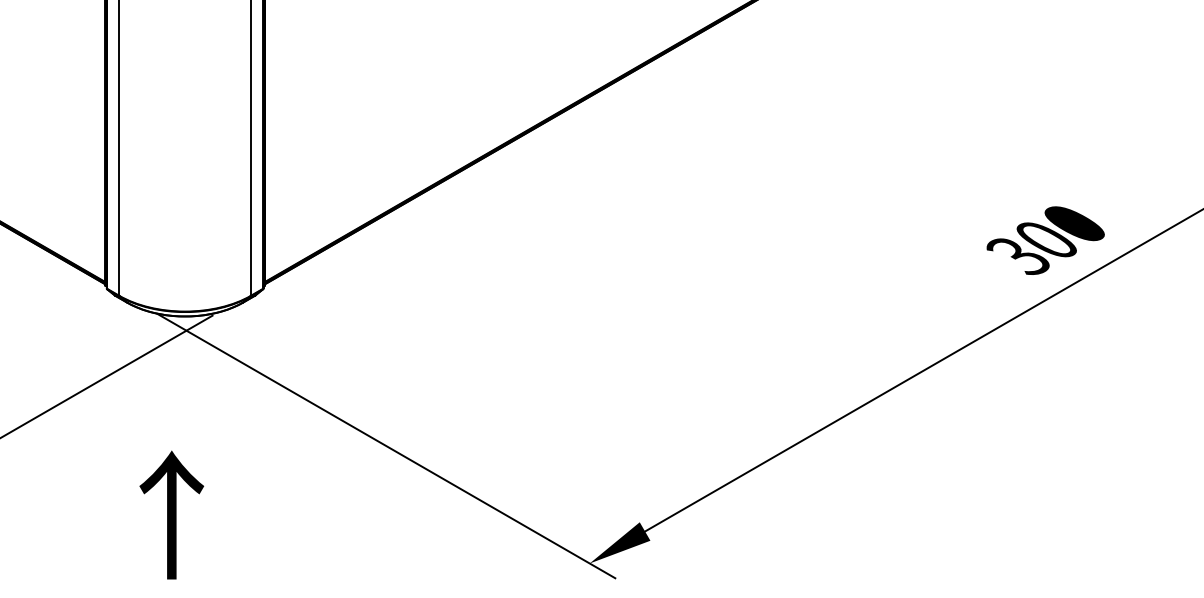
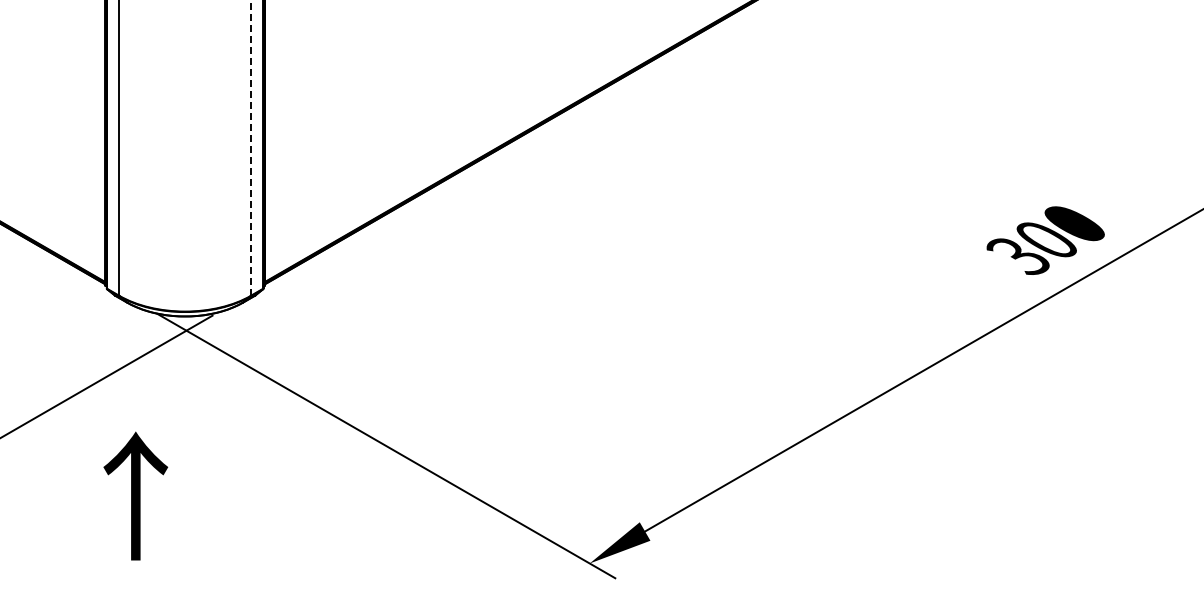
line: solid -> dashed (250, 148)
text position: (171, 514) -> (135, 495) (135, 495)
